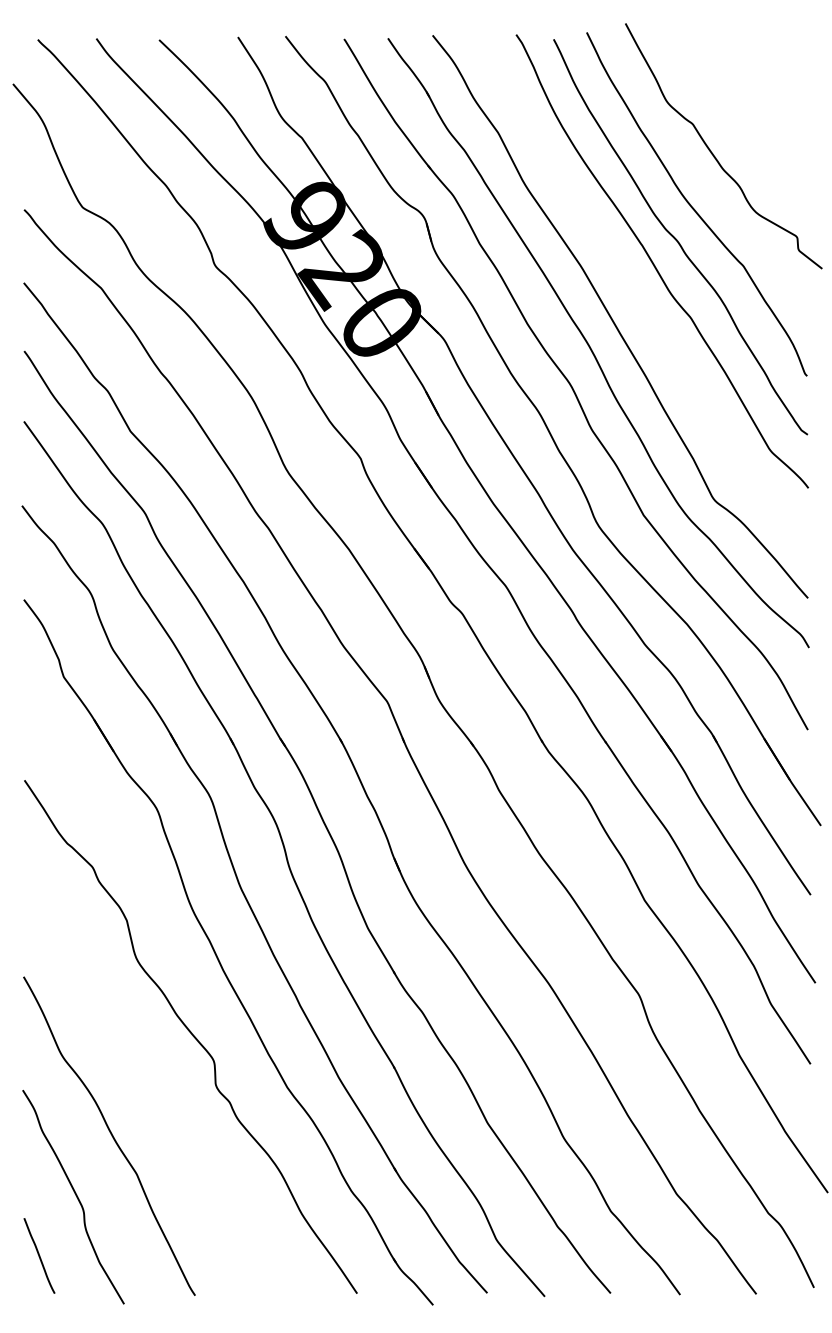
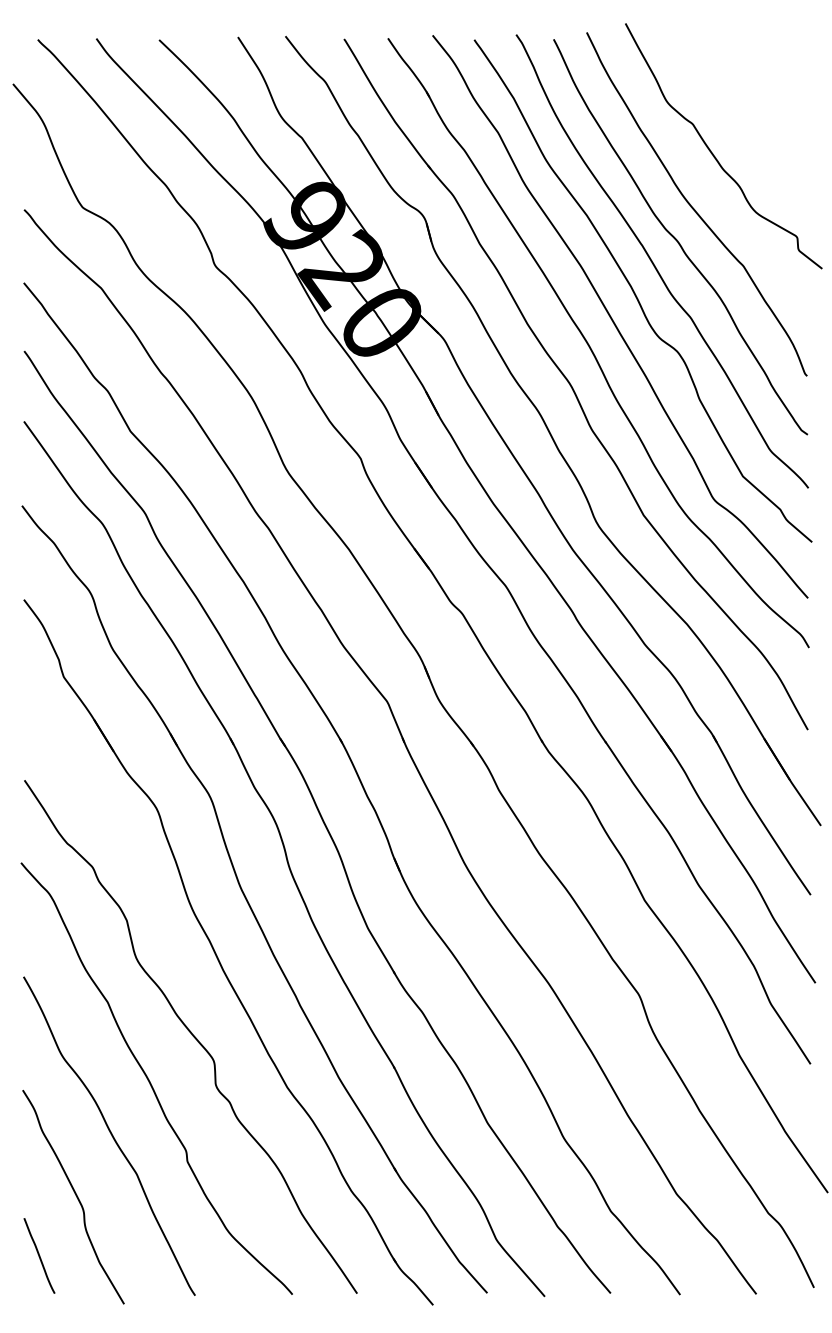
curve: none -> present (636, 294)
curve: none -> present (150, 1081)
